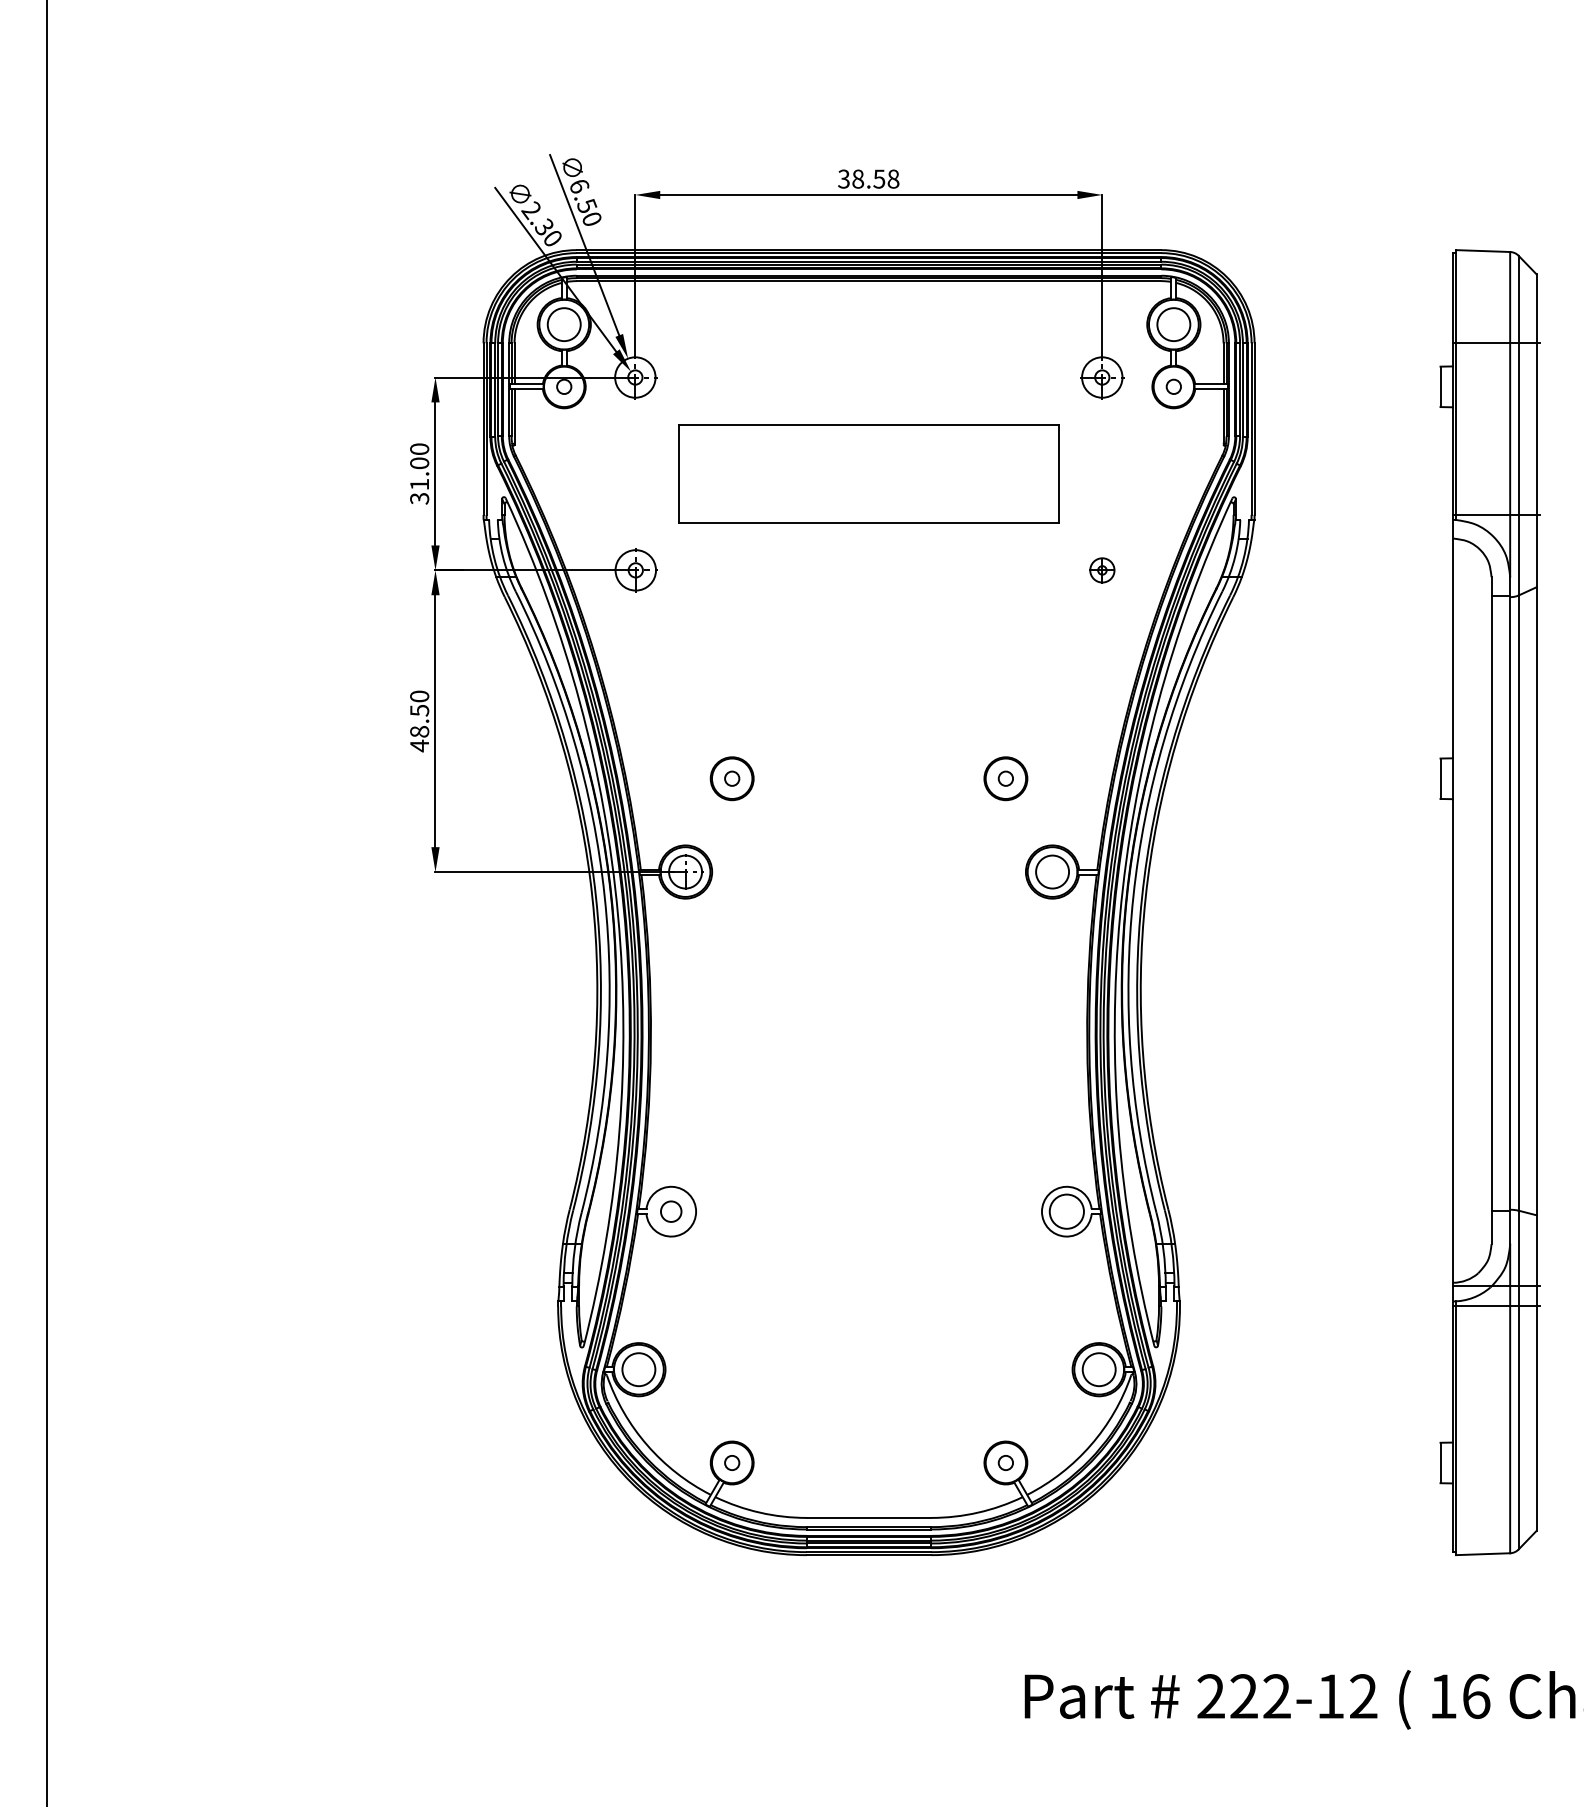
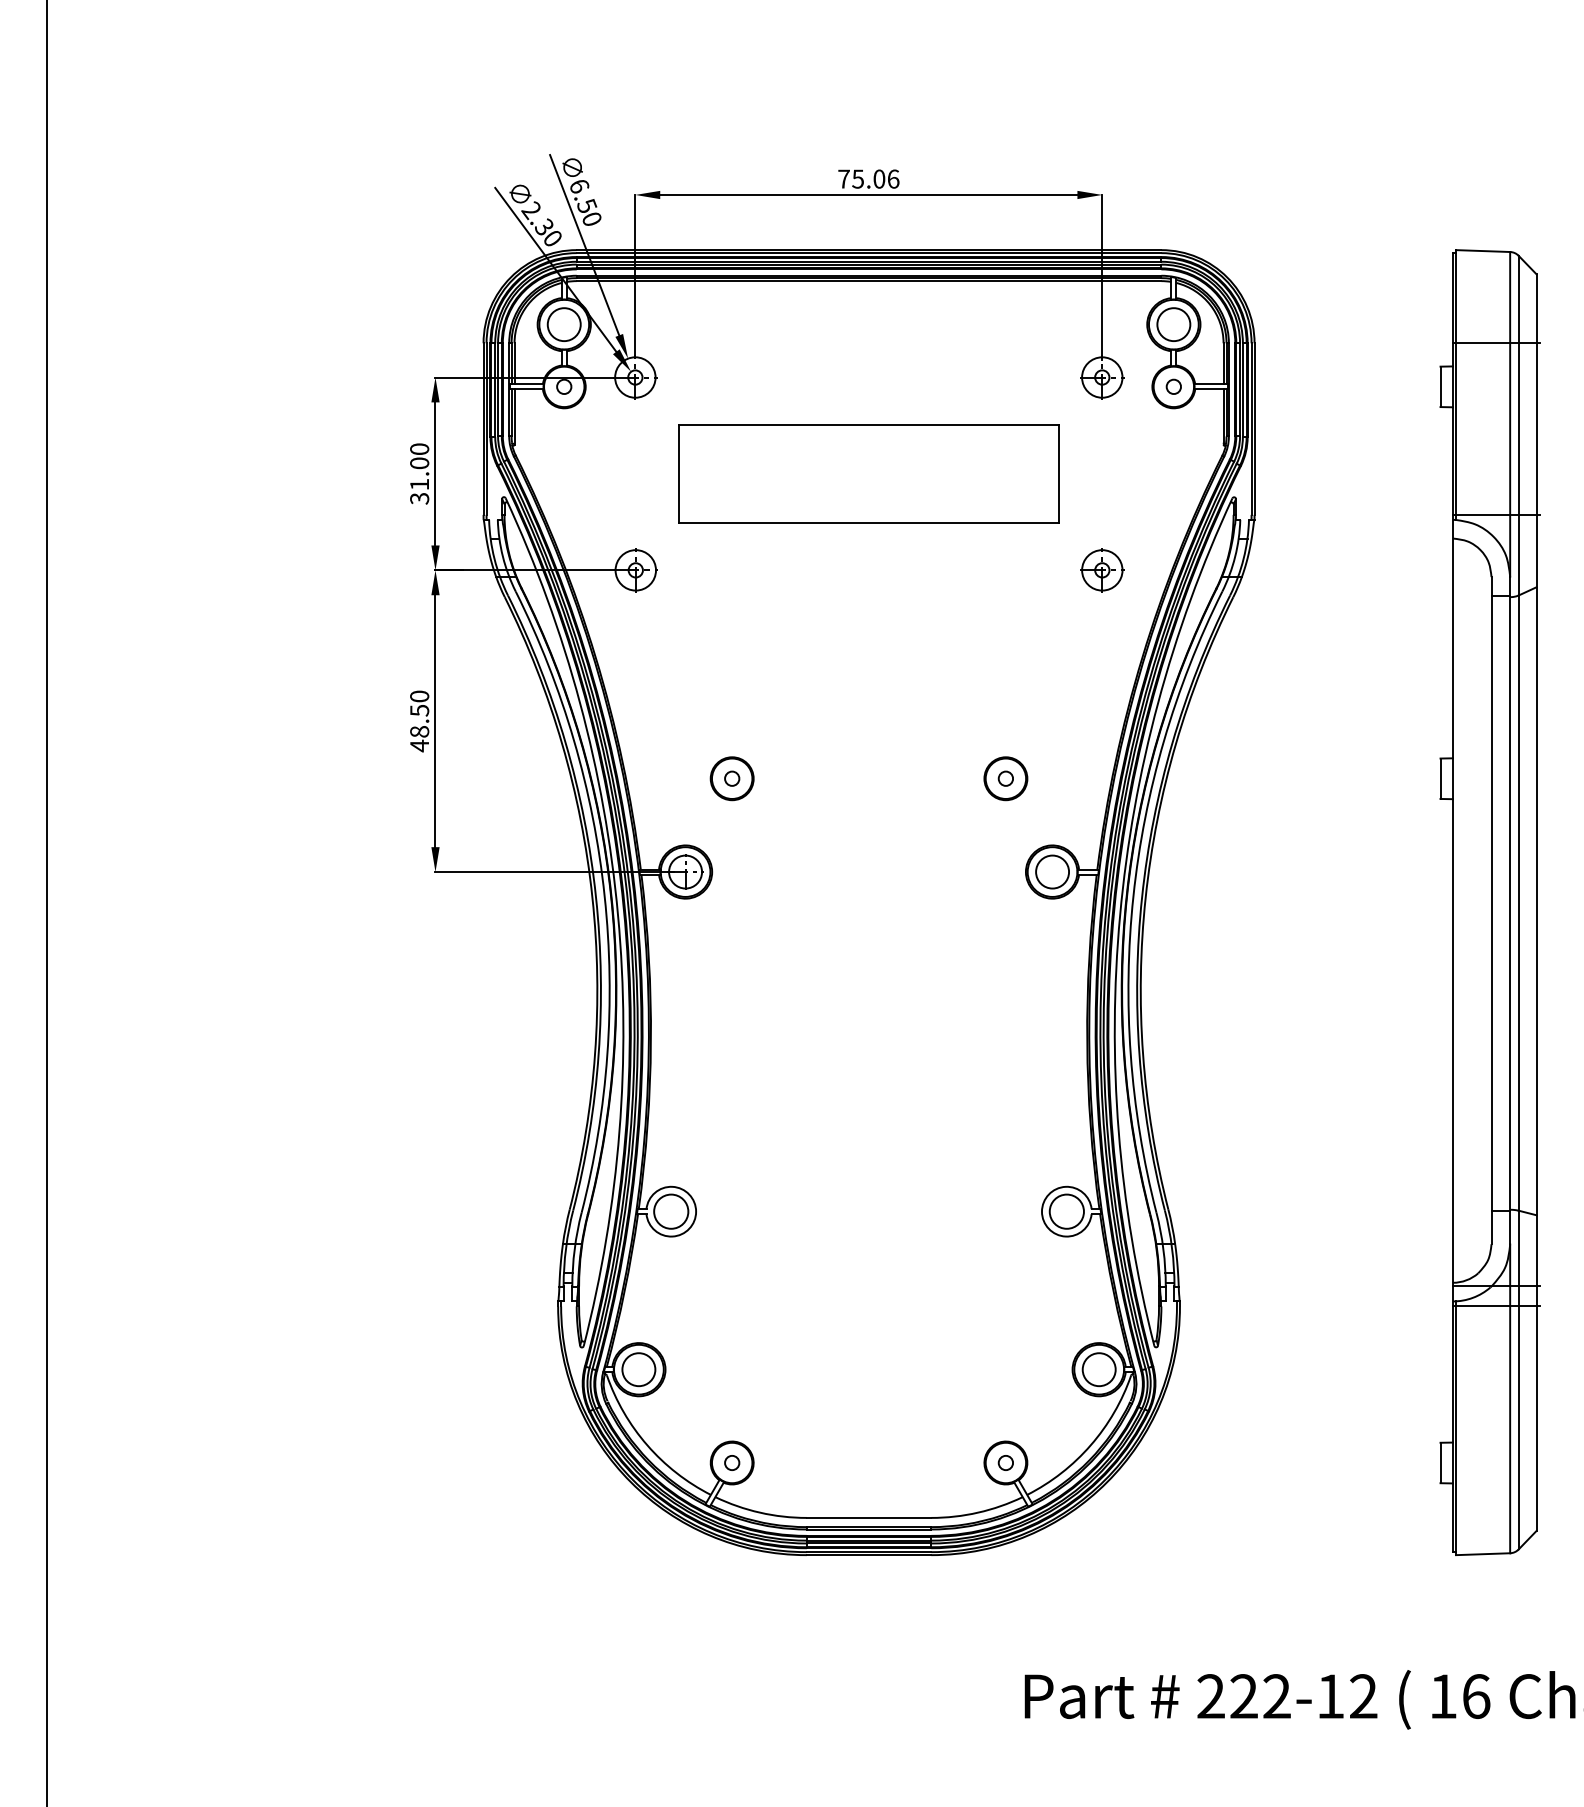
text: 38.58 -> 75.06 (868, 178)
part size: 27x27 px -> 45x45 px (1102, 570)
circle diameter: 21 px -> 34 px (671, 1211)
